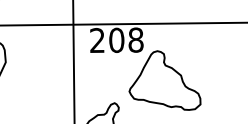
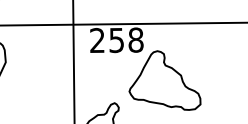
text: 208 -> 258 (116, 40)
